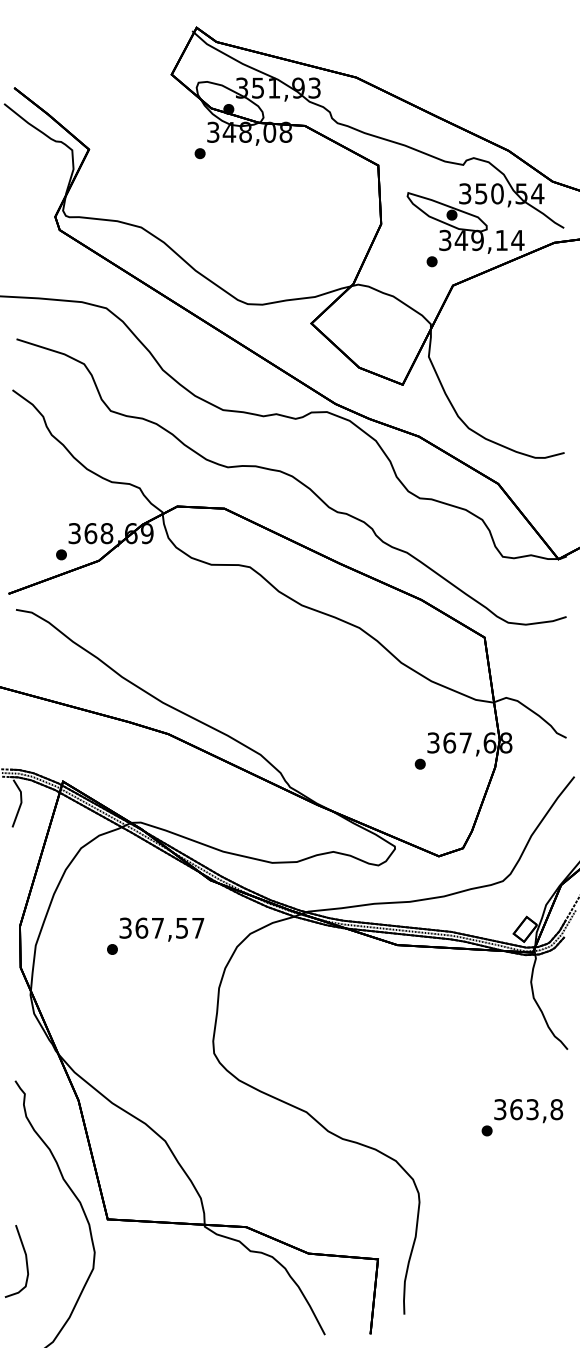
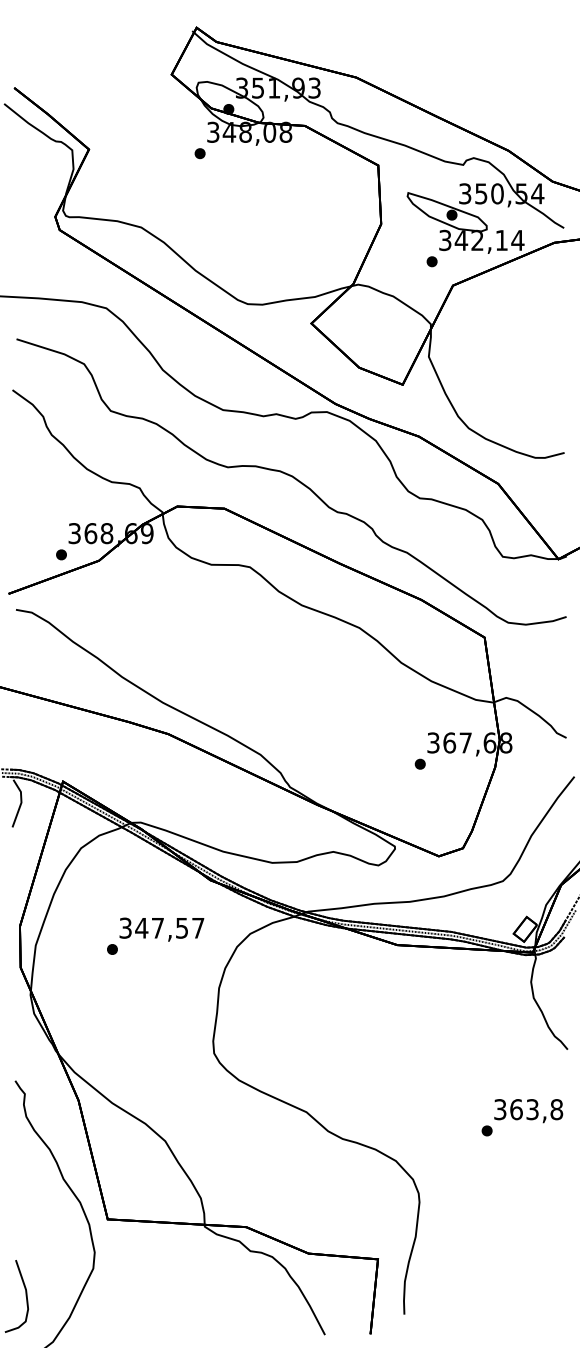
text: 349,14 -> 342,14 (477, 241)
text: 367,57 -> 347,57 (141, 927)
part position: (25, 1261) -> (25, 1296) (25, 1296)
